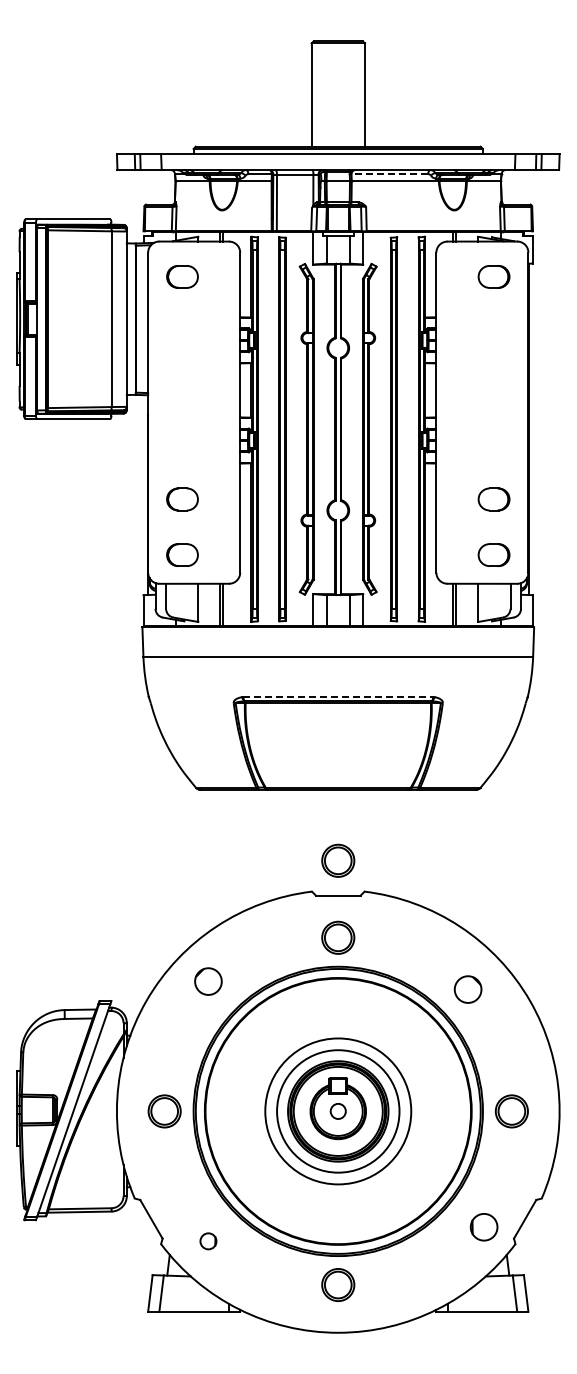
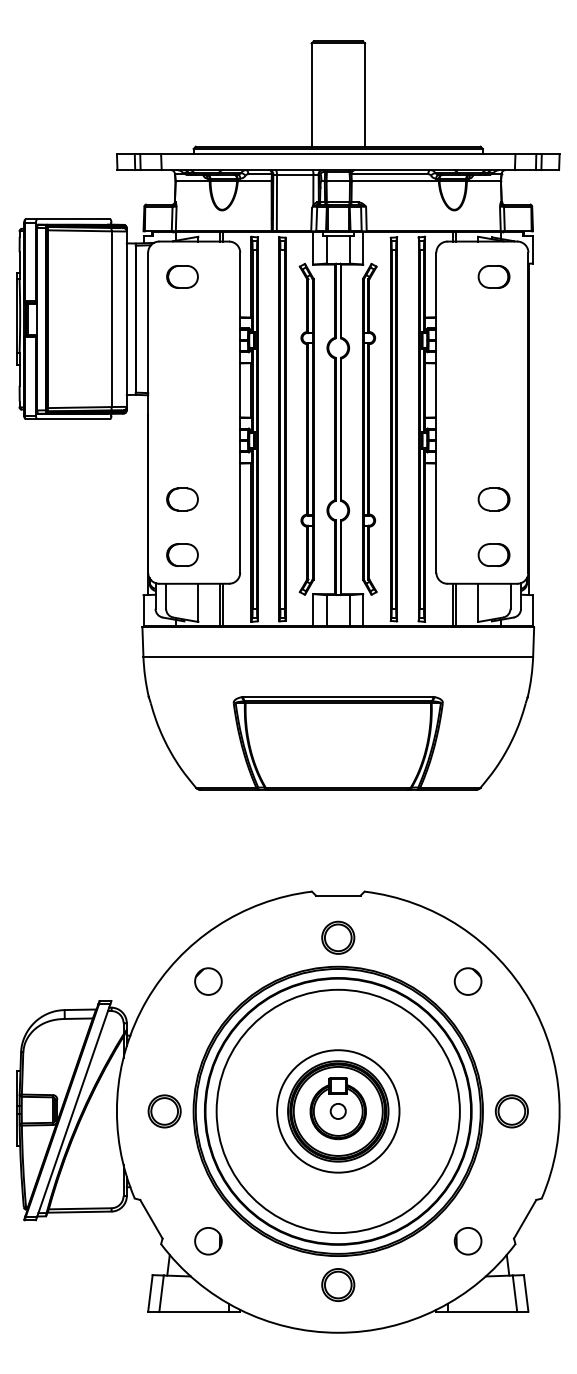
line: dashed -> solid (389, 174)
line: dashed -> solid (338, 696)
part: present -> none (338, 860)
part position: (467, 989) -> (467, 981) (467, 981)
circle diameter: 146 px -> 243 px (337, 1111)
part position: (483, 1227) -> (467, 1241) (467, 1241)
circle size: 19x19 px -> 29x29 px (208, 1241)
